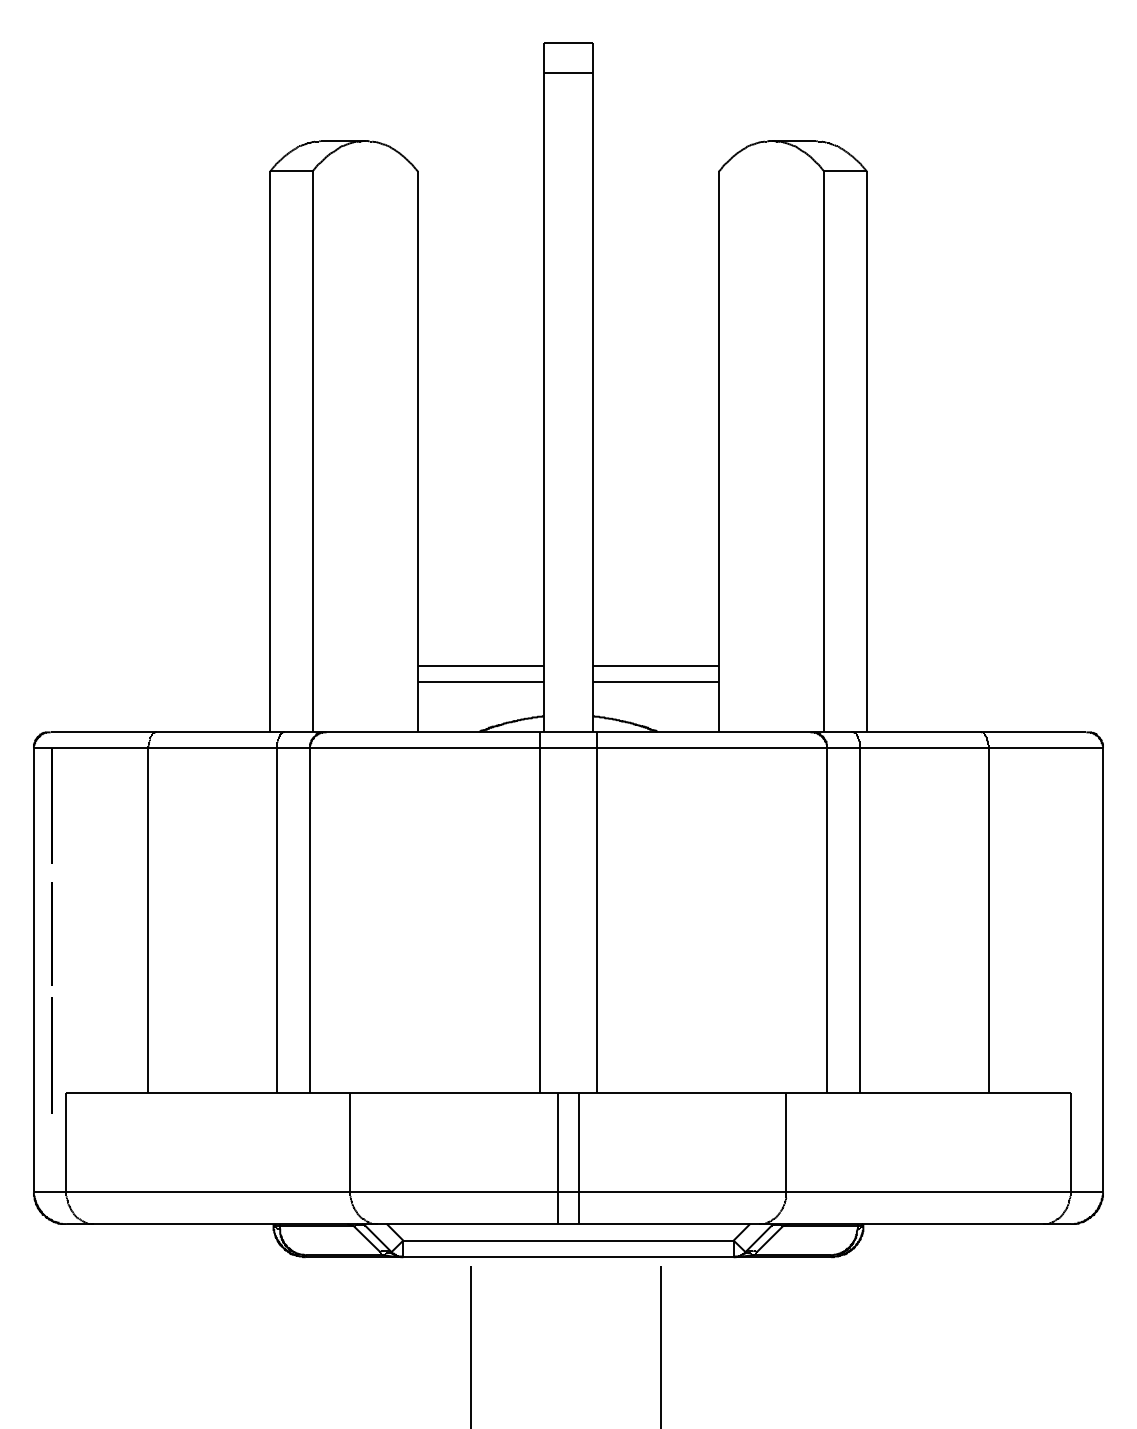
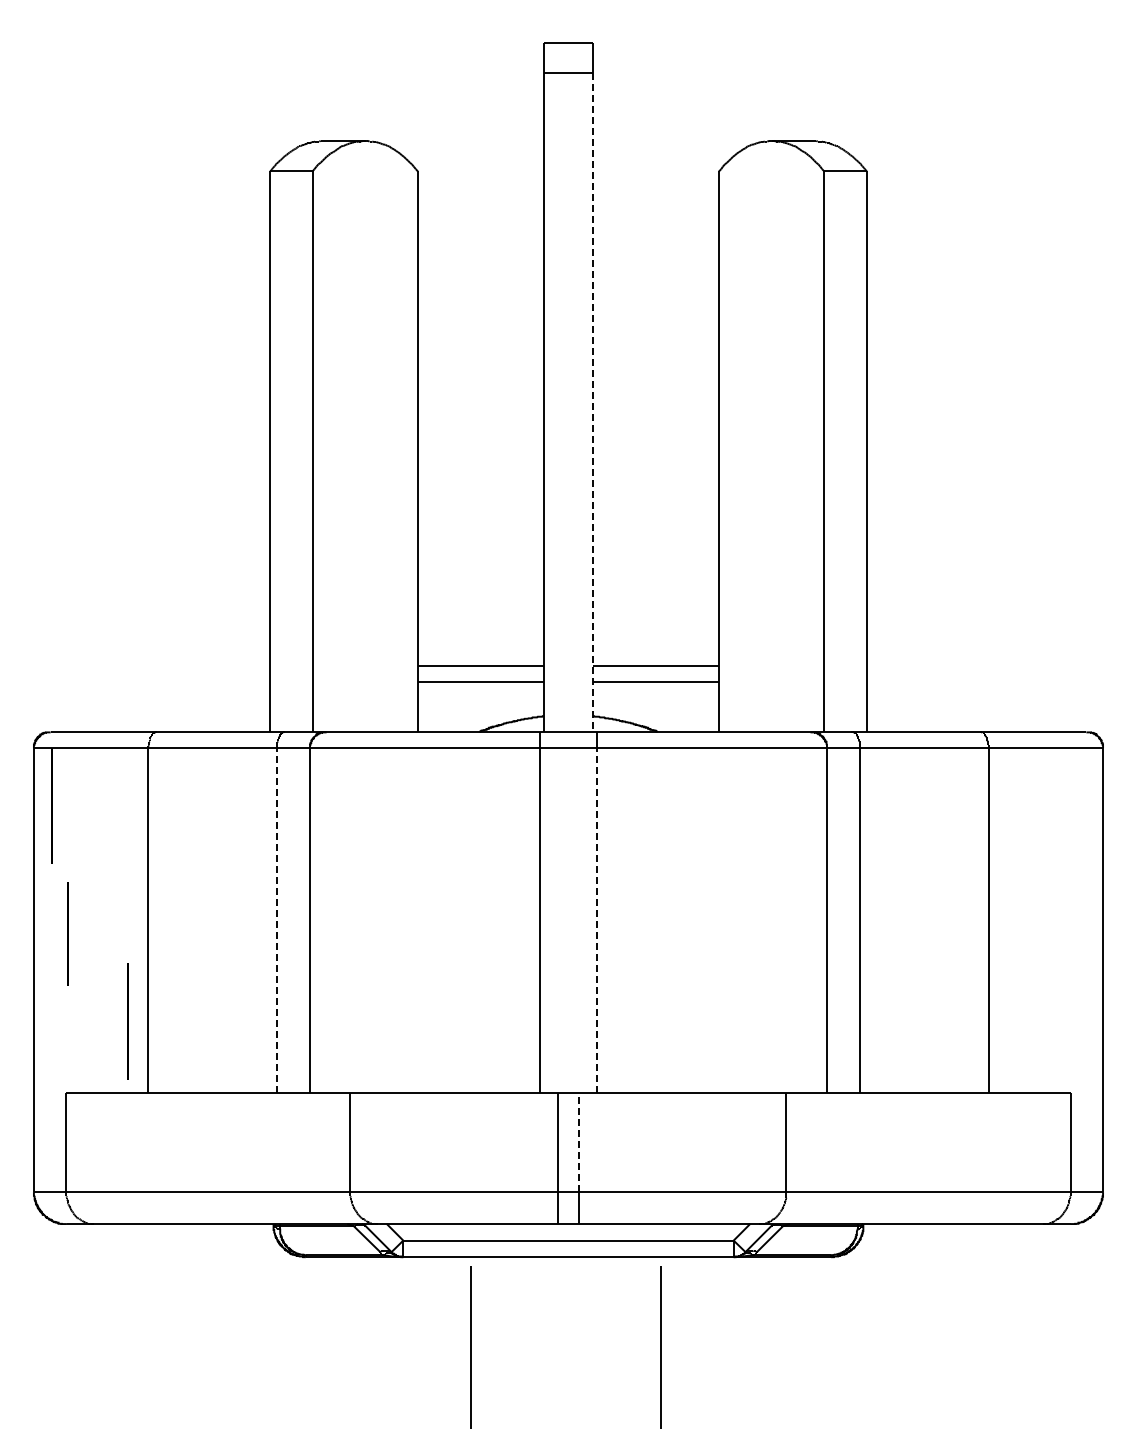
line: solid -> dashed (593, 402)
line: solid -> dashed (276, 920)
line: solid -> dashed (597, 920)
line position: (51, 933) -> (67, 933) (67, 933)
line position: (51, 1055) -> (127, 1021) (127, 1021)
line: solid -> dashed (578, 1142)
